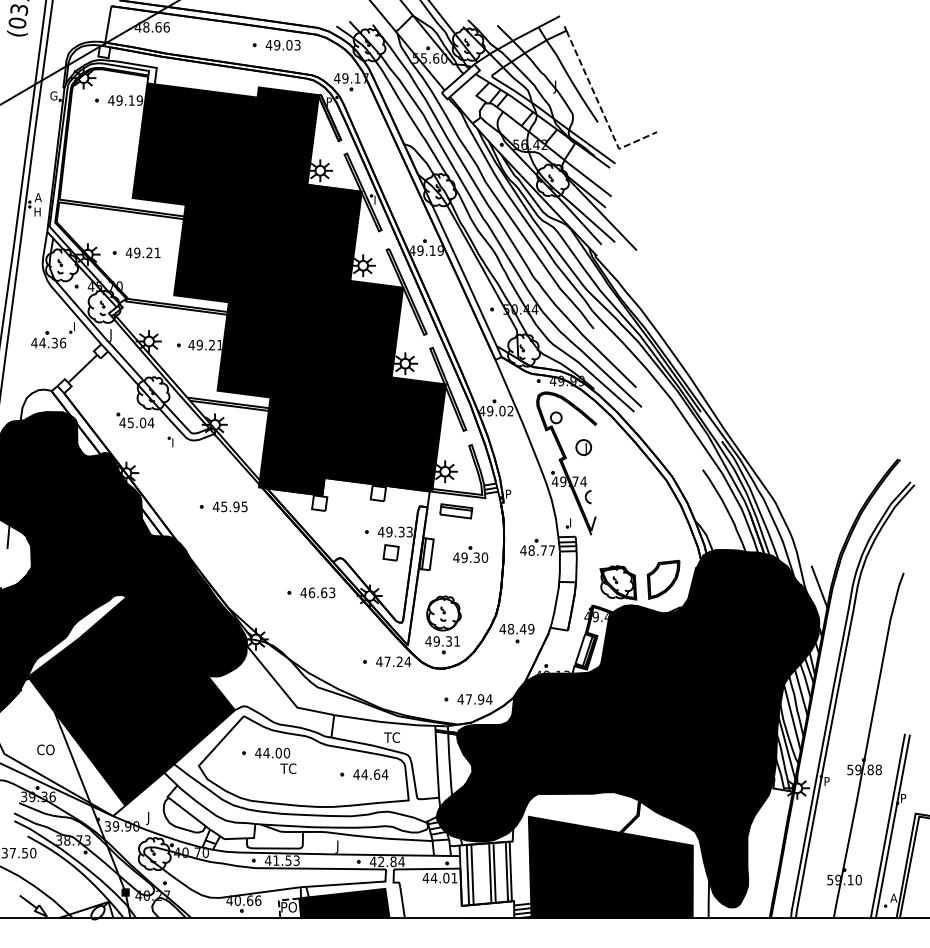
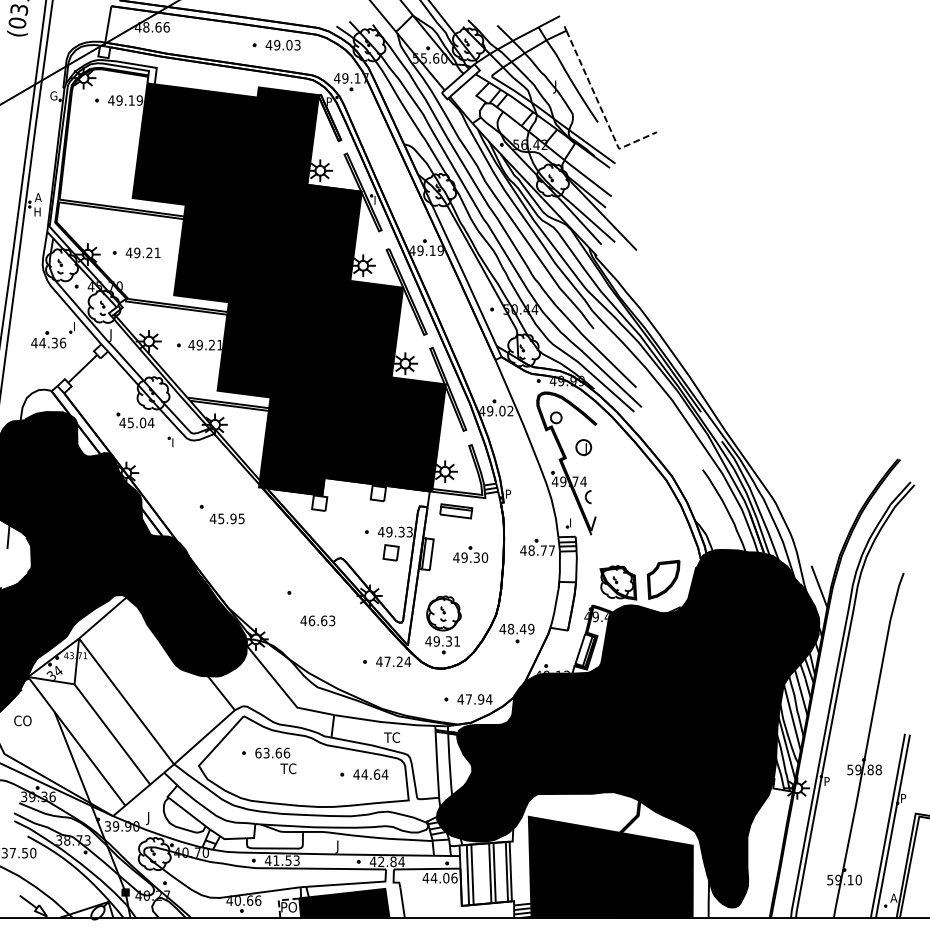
text position: (229, 506) -> (226, 518) (226, 518)
text position: (317, 592) -> (317, 620) (317, 620)
fill: present -> none (131, 696)
text position: (45, 749) -> (22, 720) (22, 720)
text: 44.00 -> 63.66 (272, 752)
text: 44.01 -> 44.06 (454, 877)
